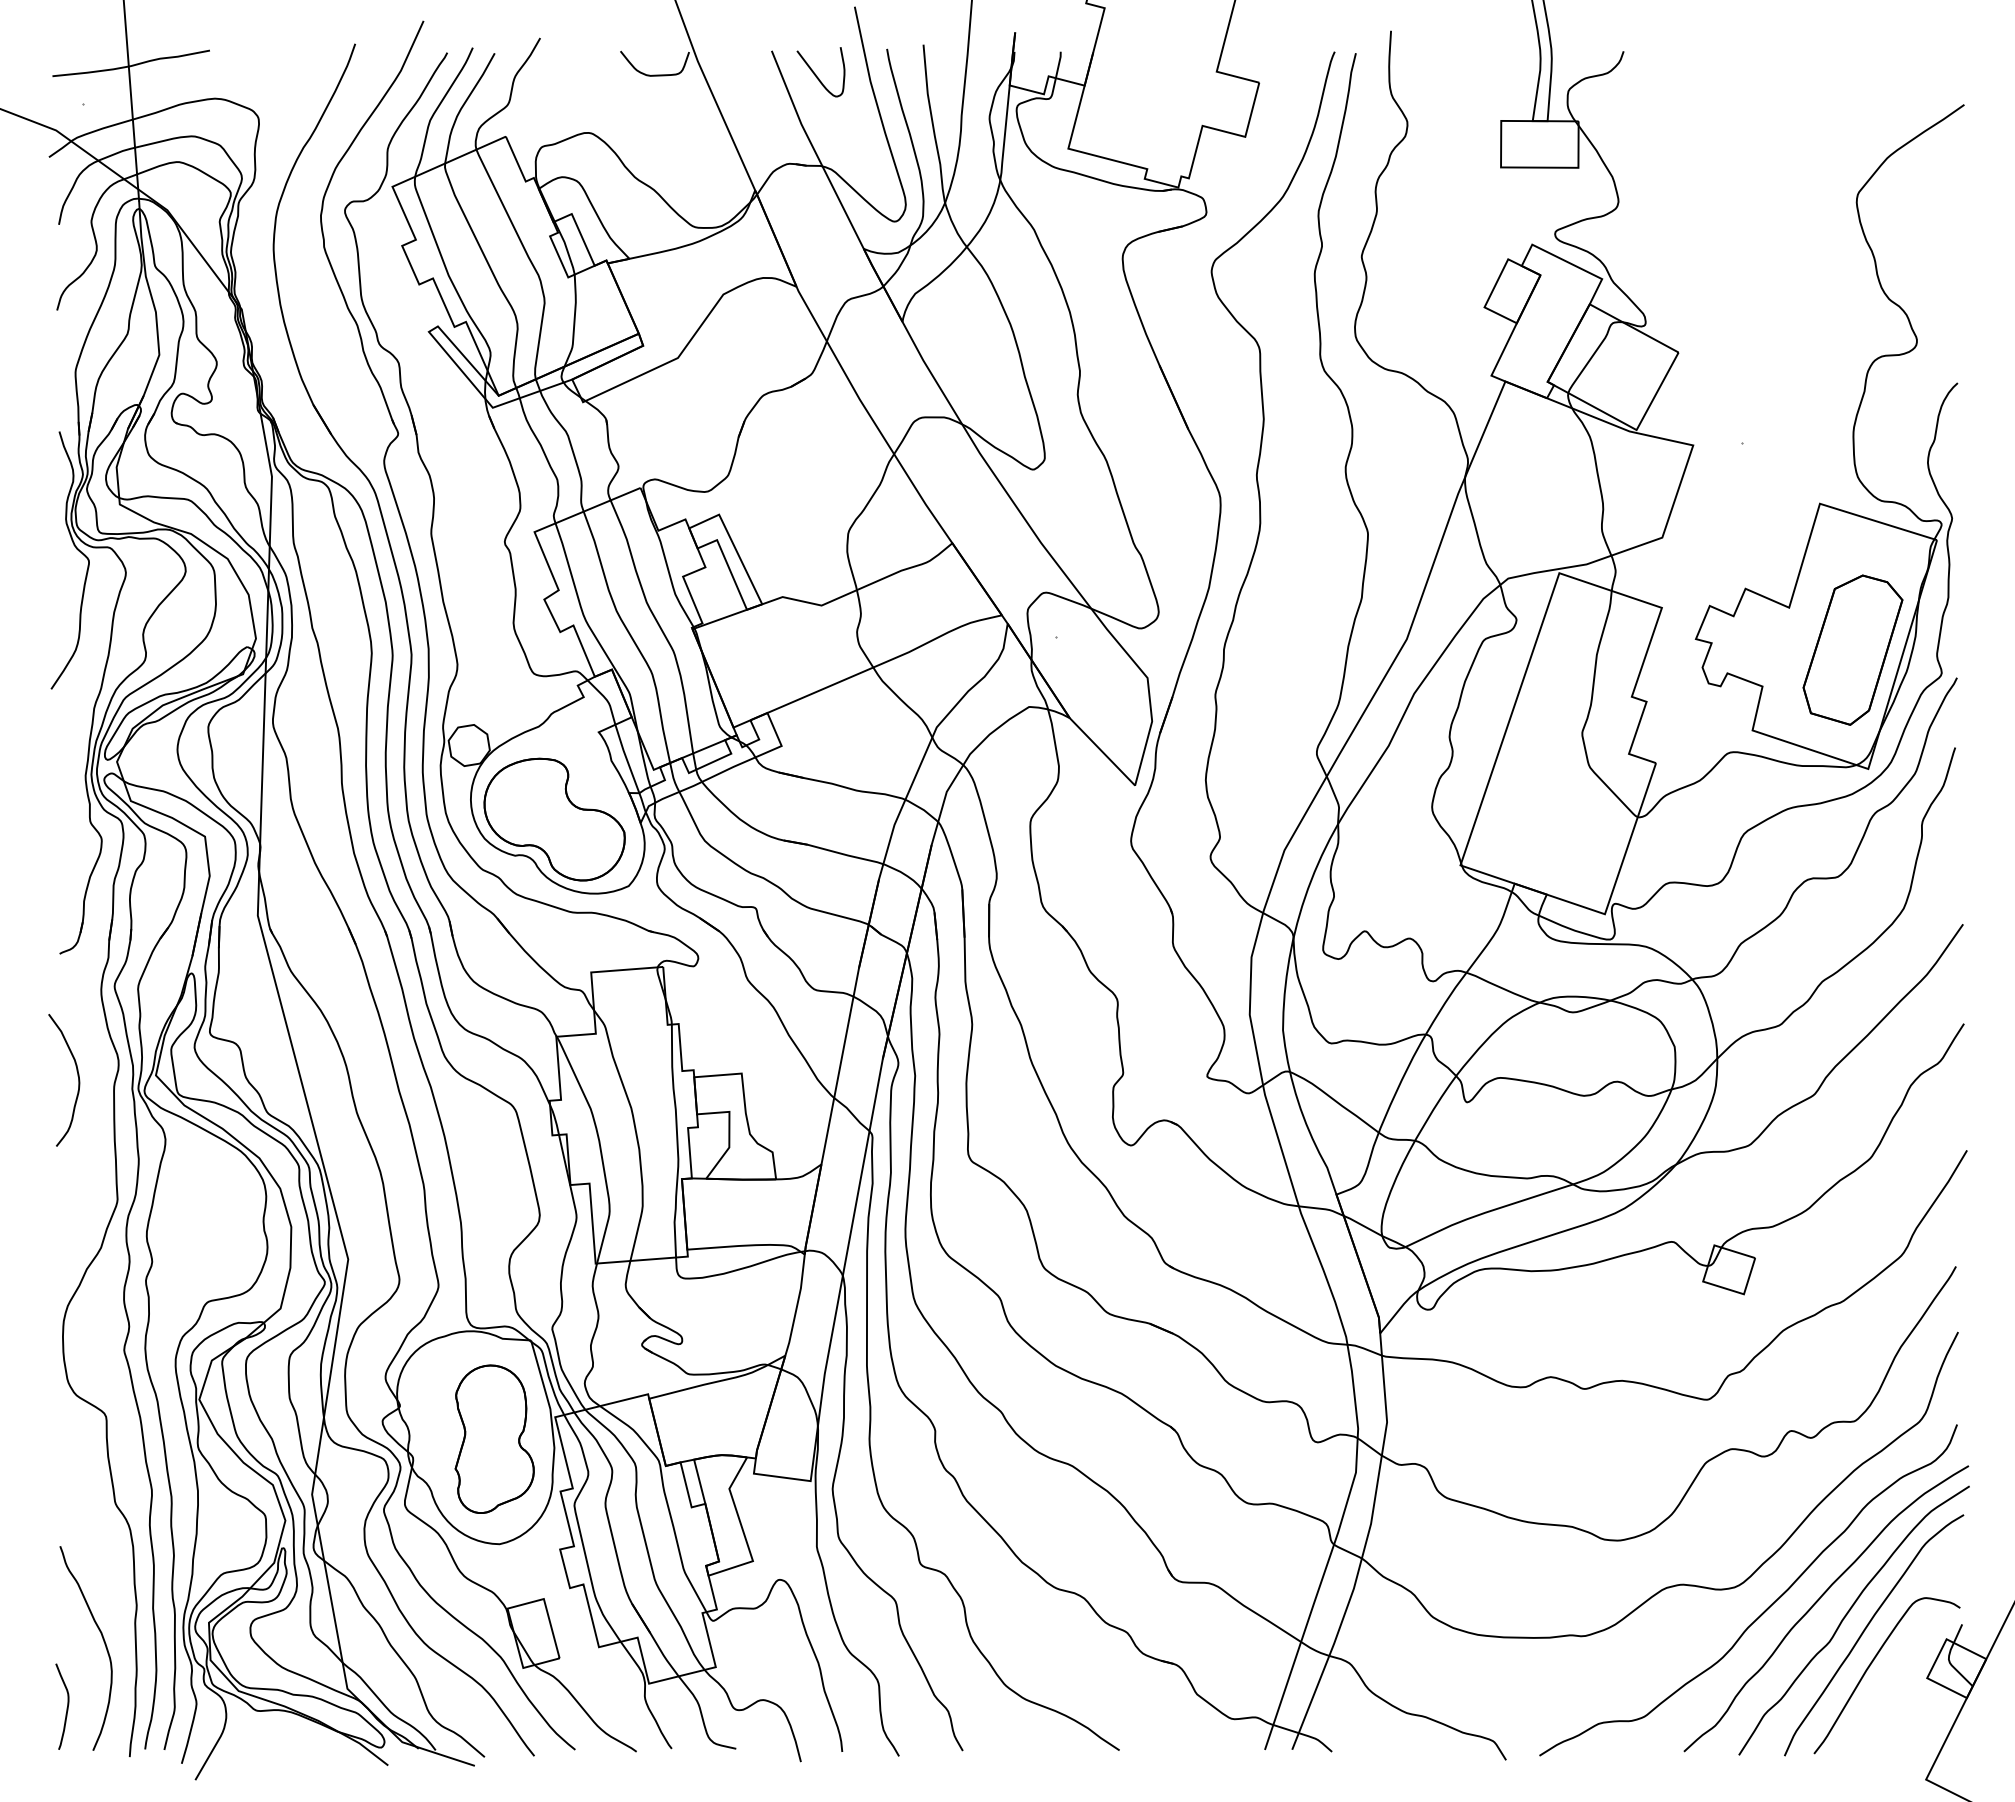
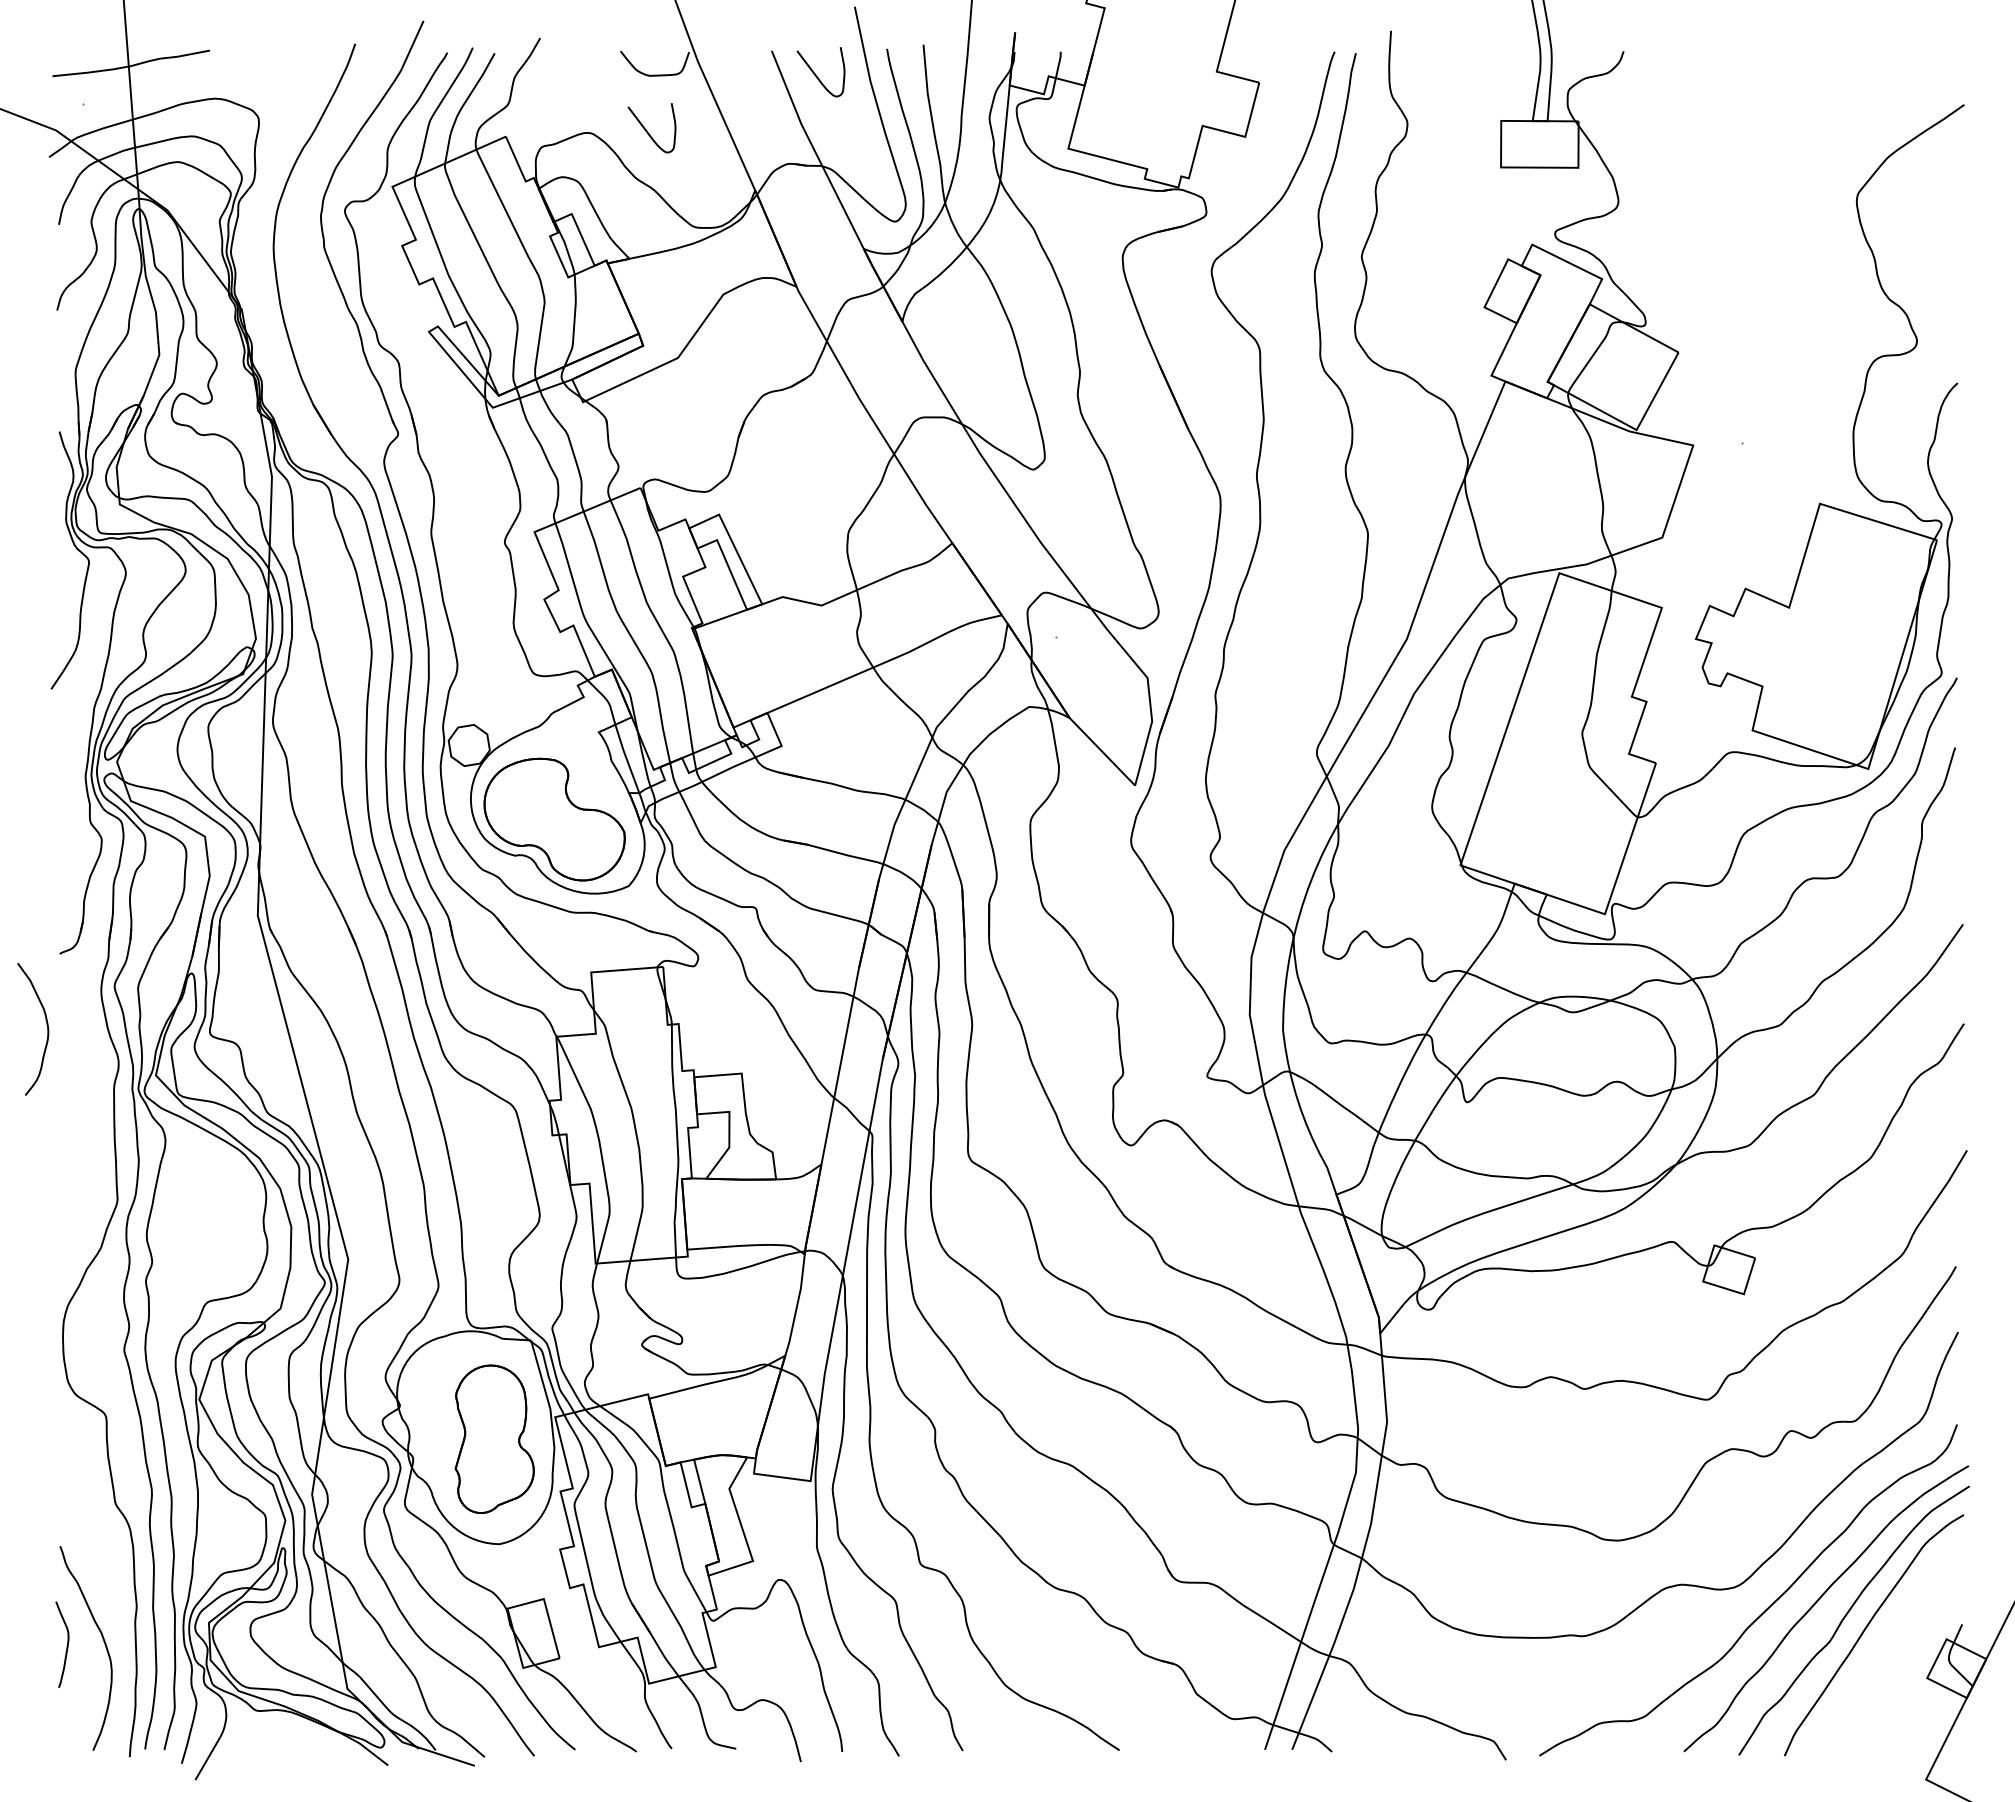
curve: none -> present (647, 130)
part: present -> none (1852, 649)
curve position: (77, 1076) -> (46, 1025) (46, 1025)
curve: present -> none (1870, 1666)
curve position: (66, 1707) -> (66, 1645) (66, 1645)
